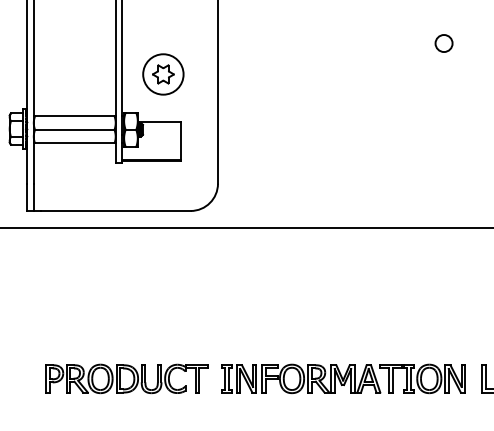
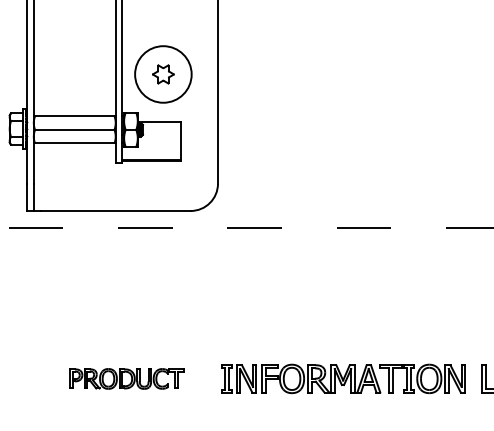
circle: present -> none (443, 43)
circle diameter: 40 px -> 57 px (163, 74)
line: solid -> dashed (246, 227)
part size: 164x32 px -> 116x22 px (126, 378)
